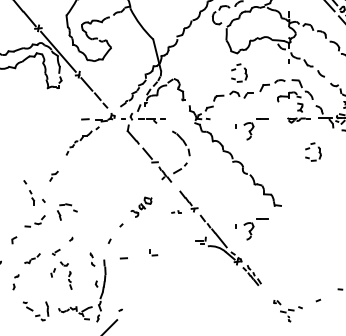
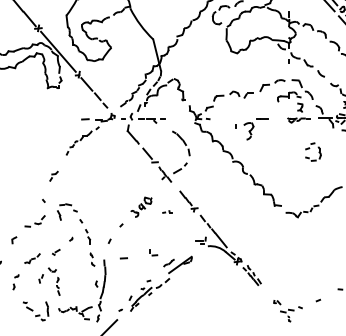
part: present -> none (239, 72)
part position: (29, 192) -> (85, 231) (85, 231)
part: none -> present (313, 202)
part position: (176, 211) -> (167, 211) (167, 211)
part: present -> none (251, 229)
part position: (68, 275) -> (56, 281) (56, 281)
part: none -> present (160, 283)
